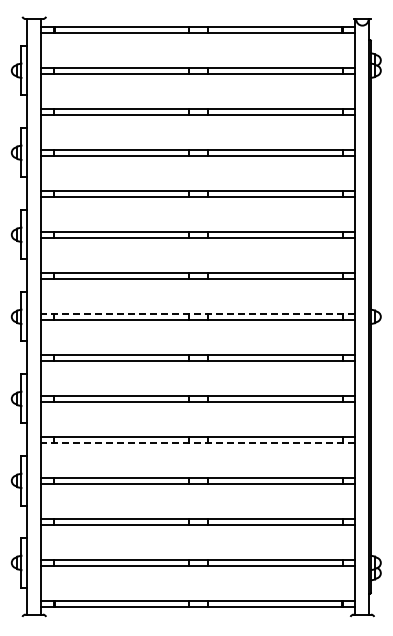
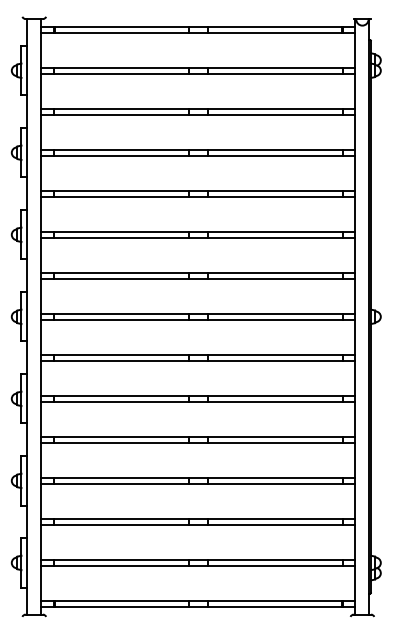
line: dashed -> solid (197, 313)
line: dashed -> solid (197, 442)
